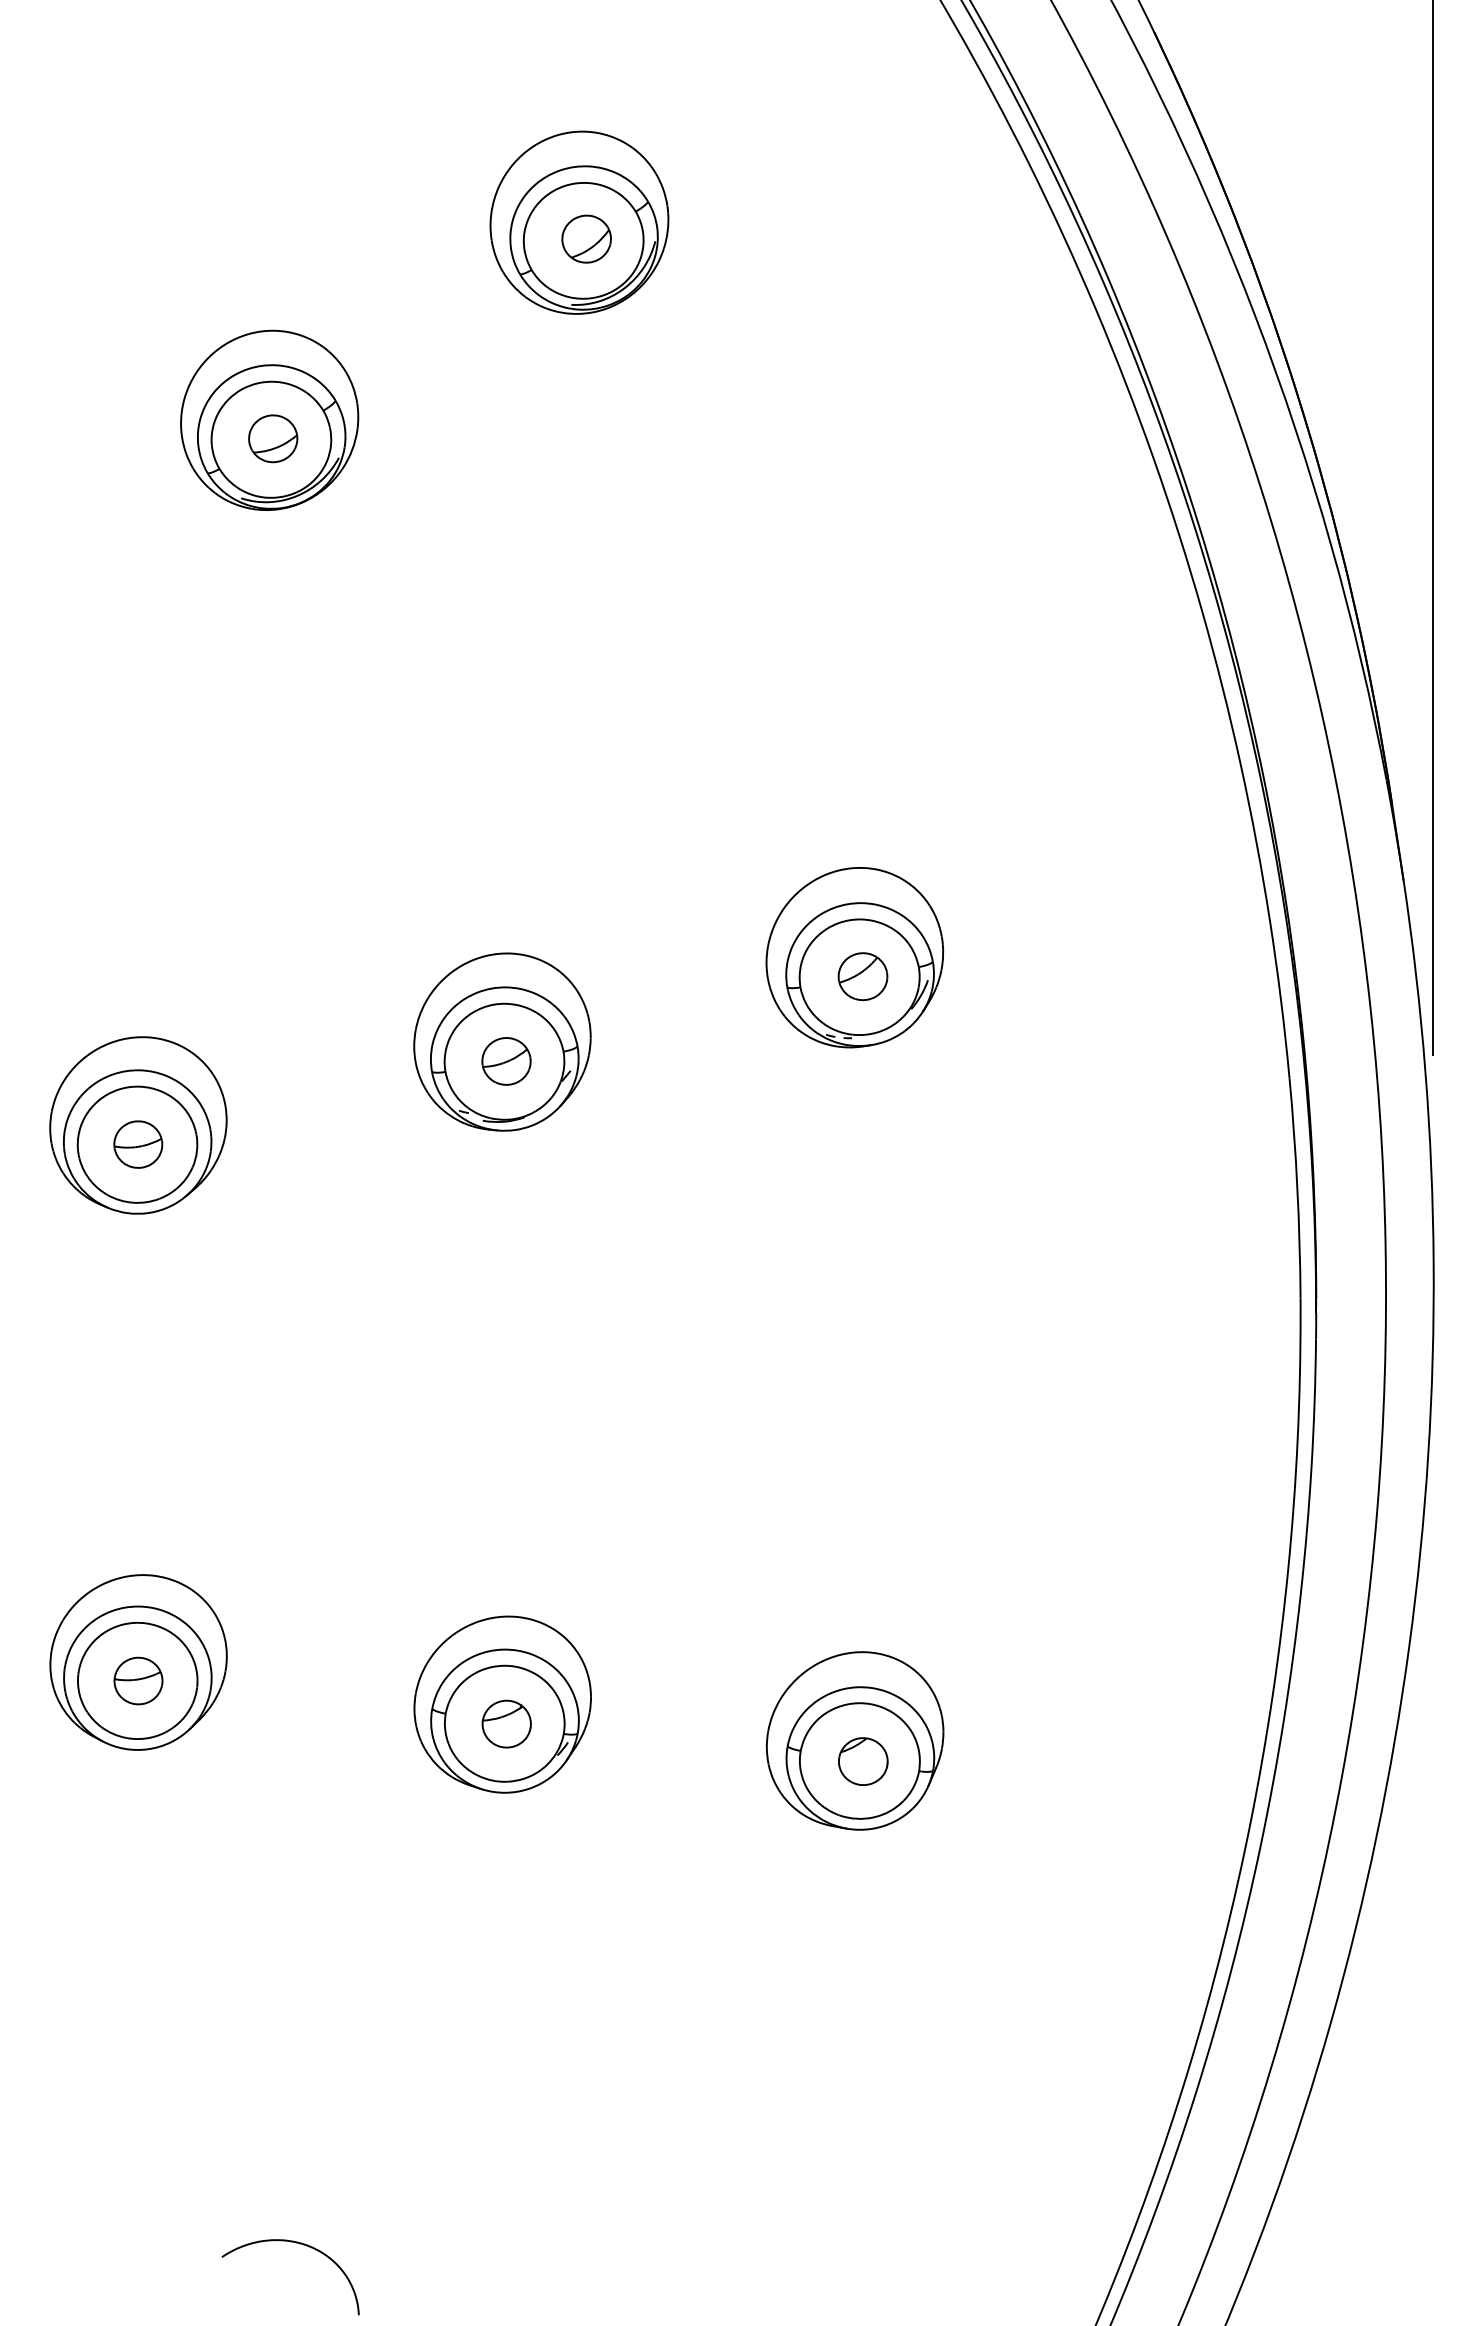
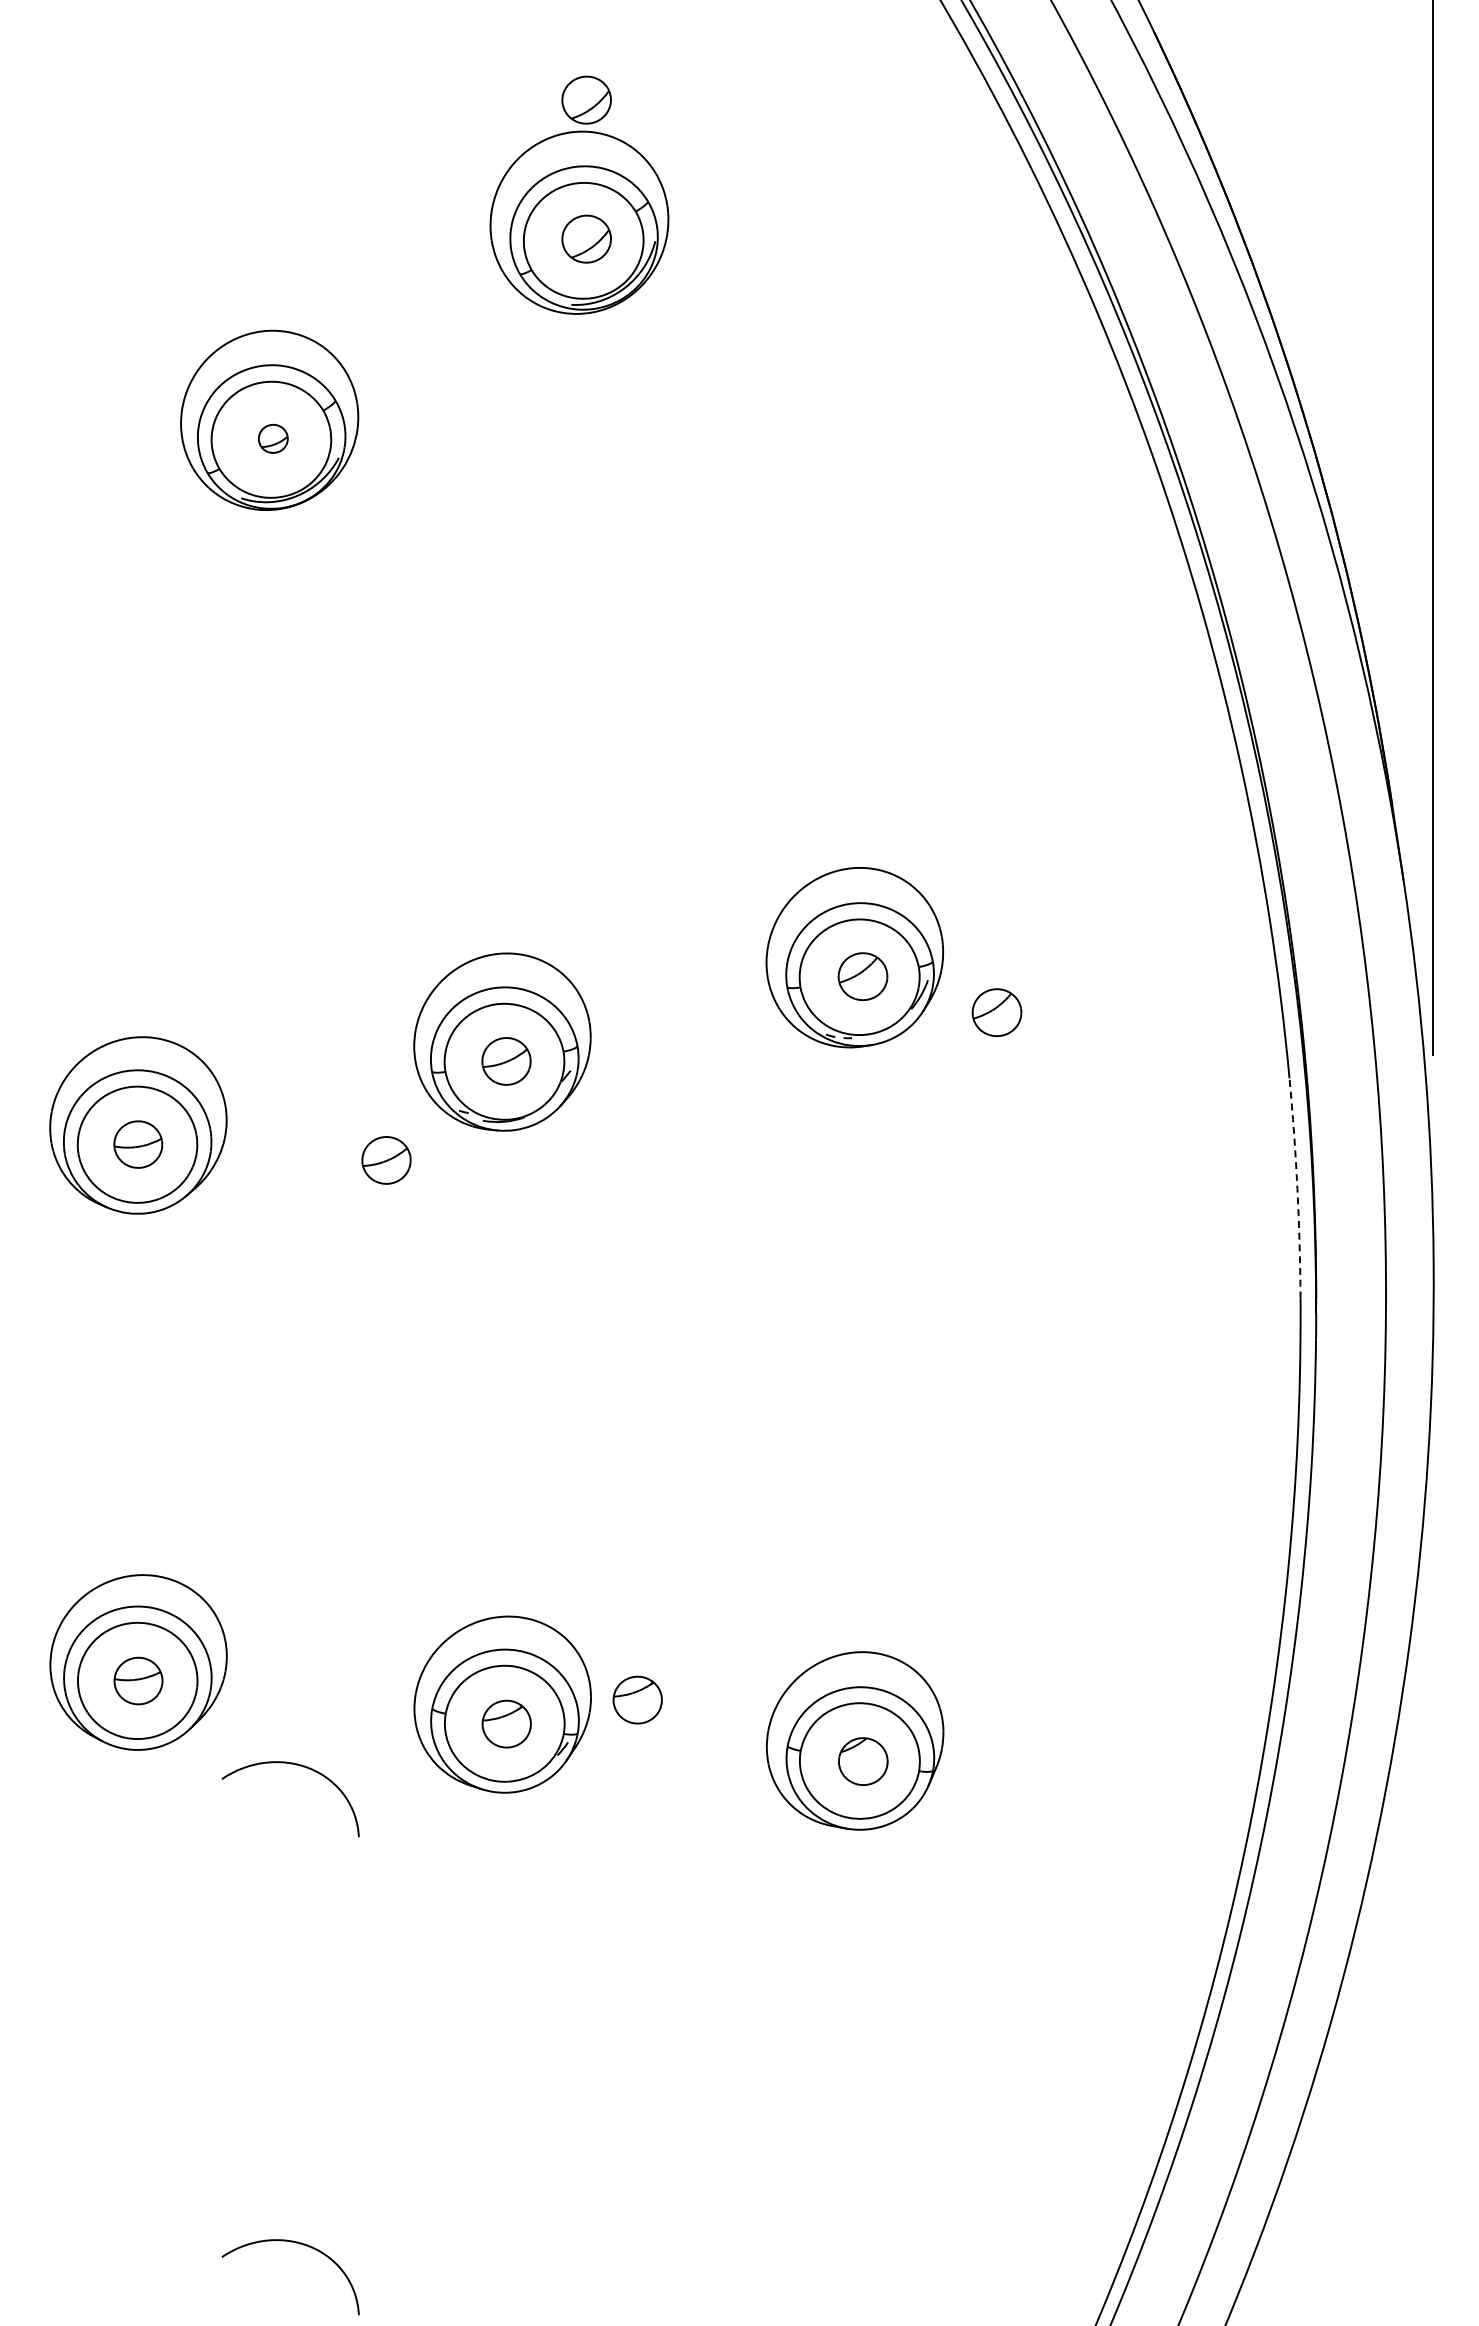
part: none -> present (586, 99)
part size: 51x50 px -> 31x31 px (273, 438)
part: none -> present (996, 1012)
part: none -> present (386, 1160)
arc: solid -> dashed (1297, 1188)
part: none -> present (637, 1699)
curve: none -> present (300, 1766)
